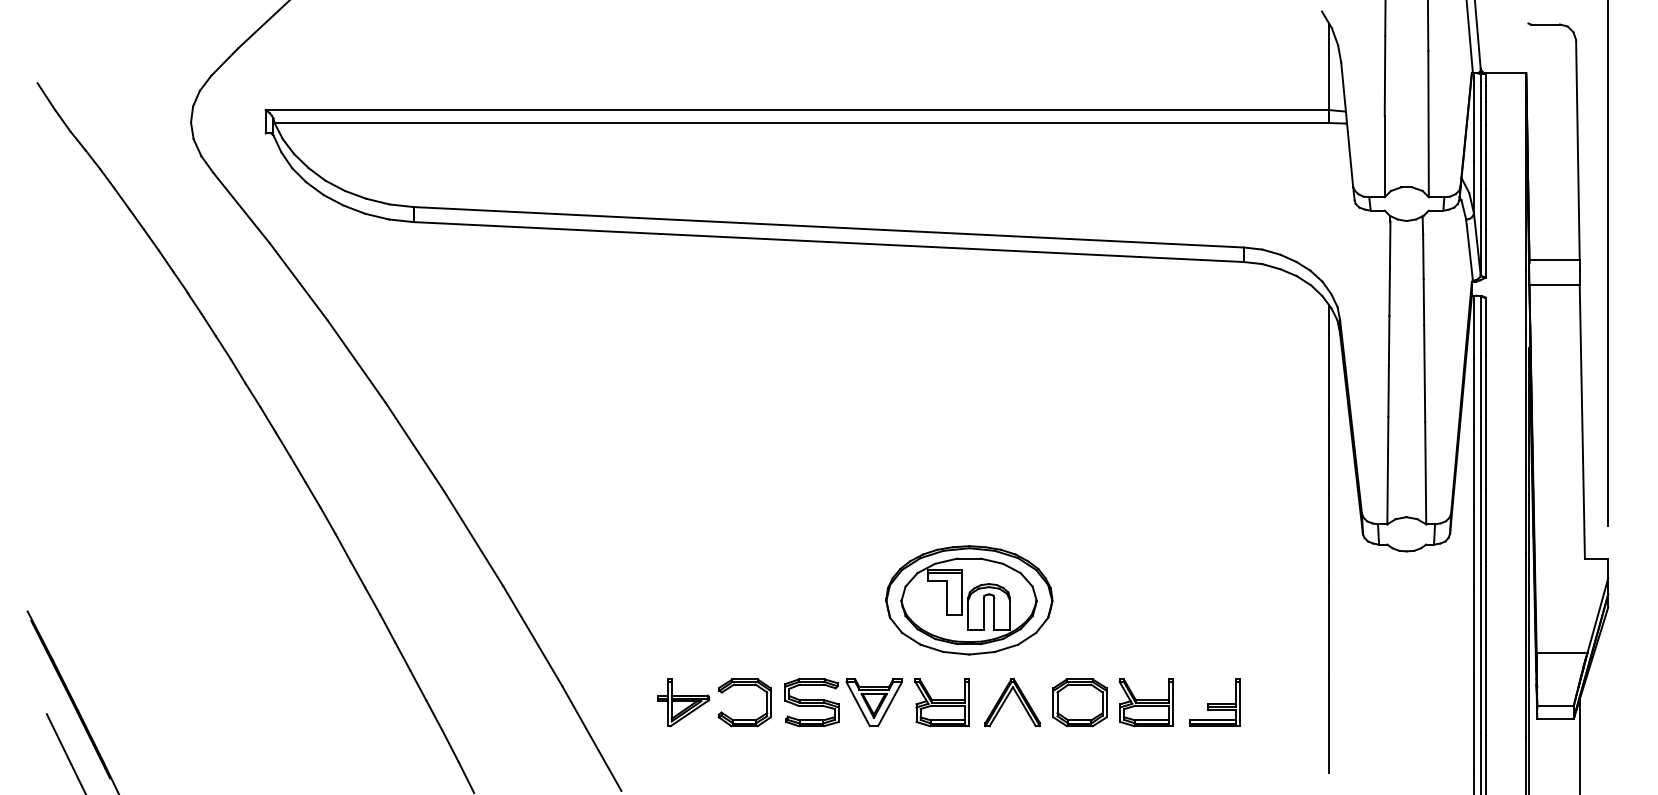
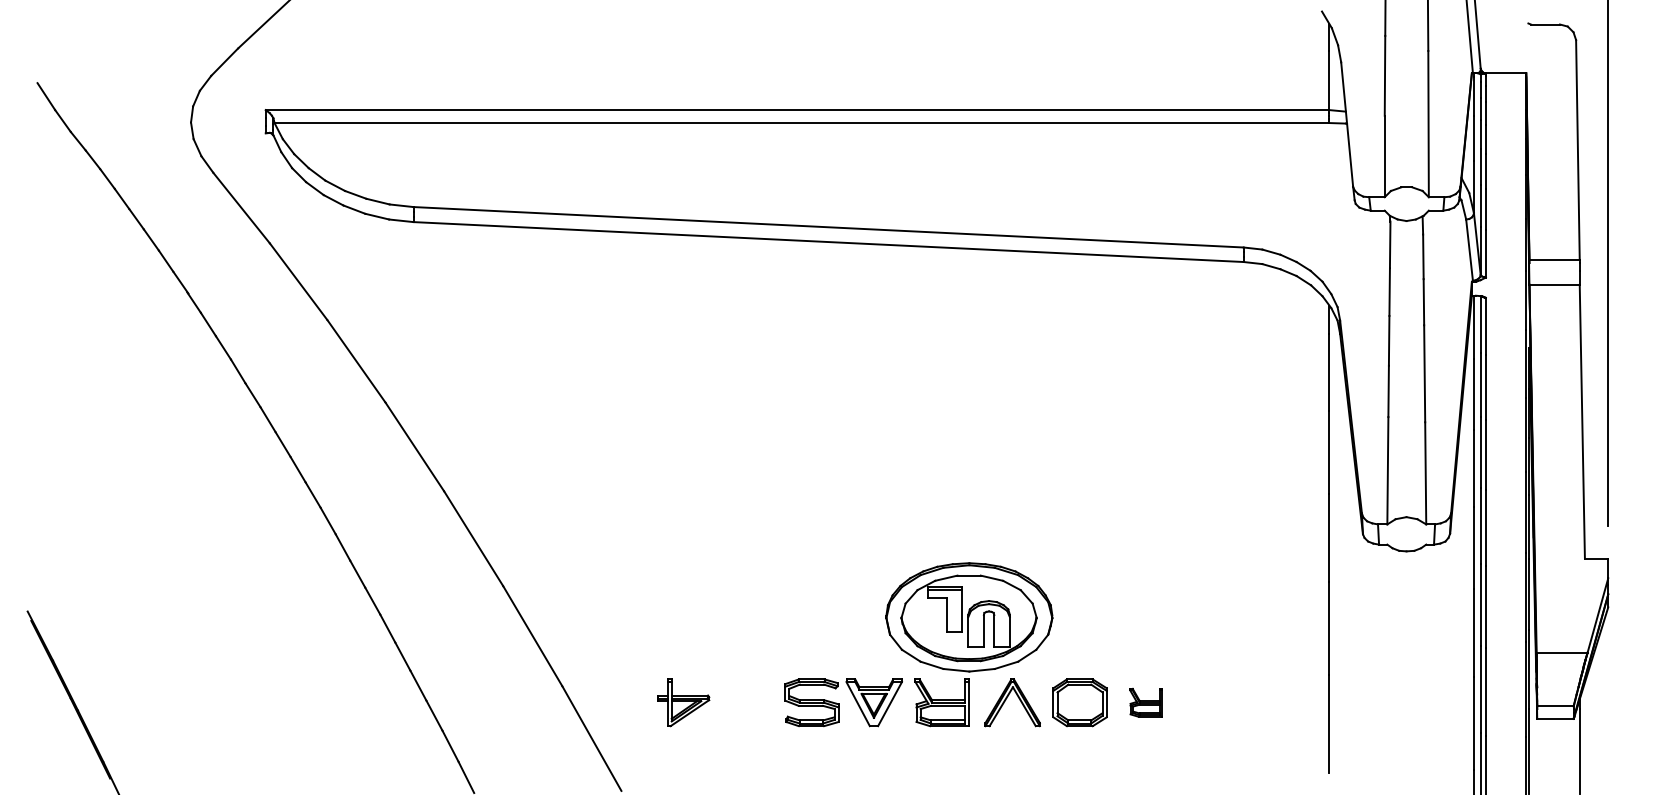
part position: (969, 600) -> (969, 617) (969, 617)
part: present -> none (744, 685)
part size: 56x50 px -> 34x30 px (1145, 702)
part: present -> none (1214, 702)
line: present -> none (65, 752)
